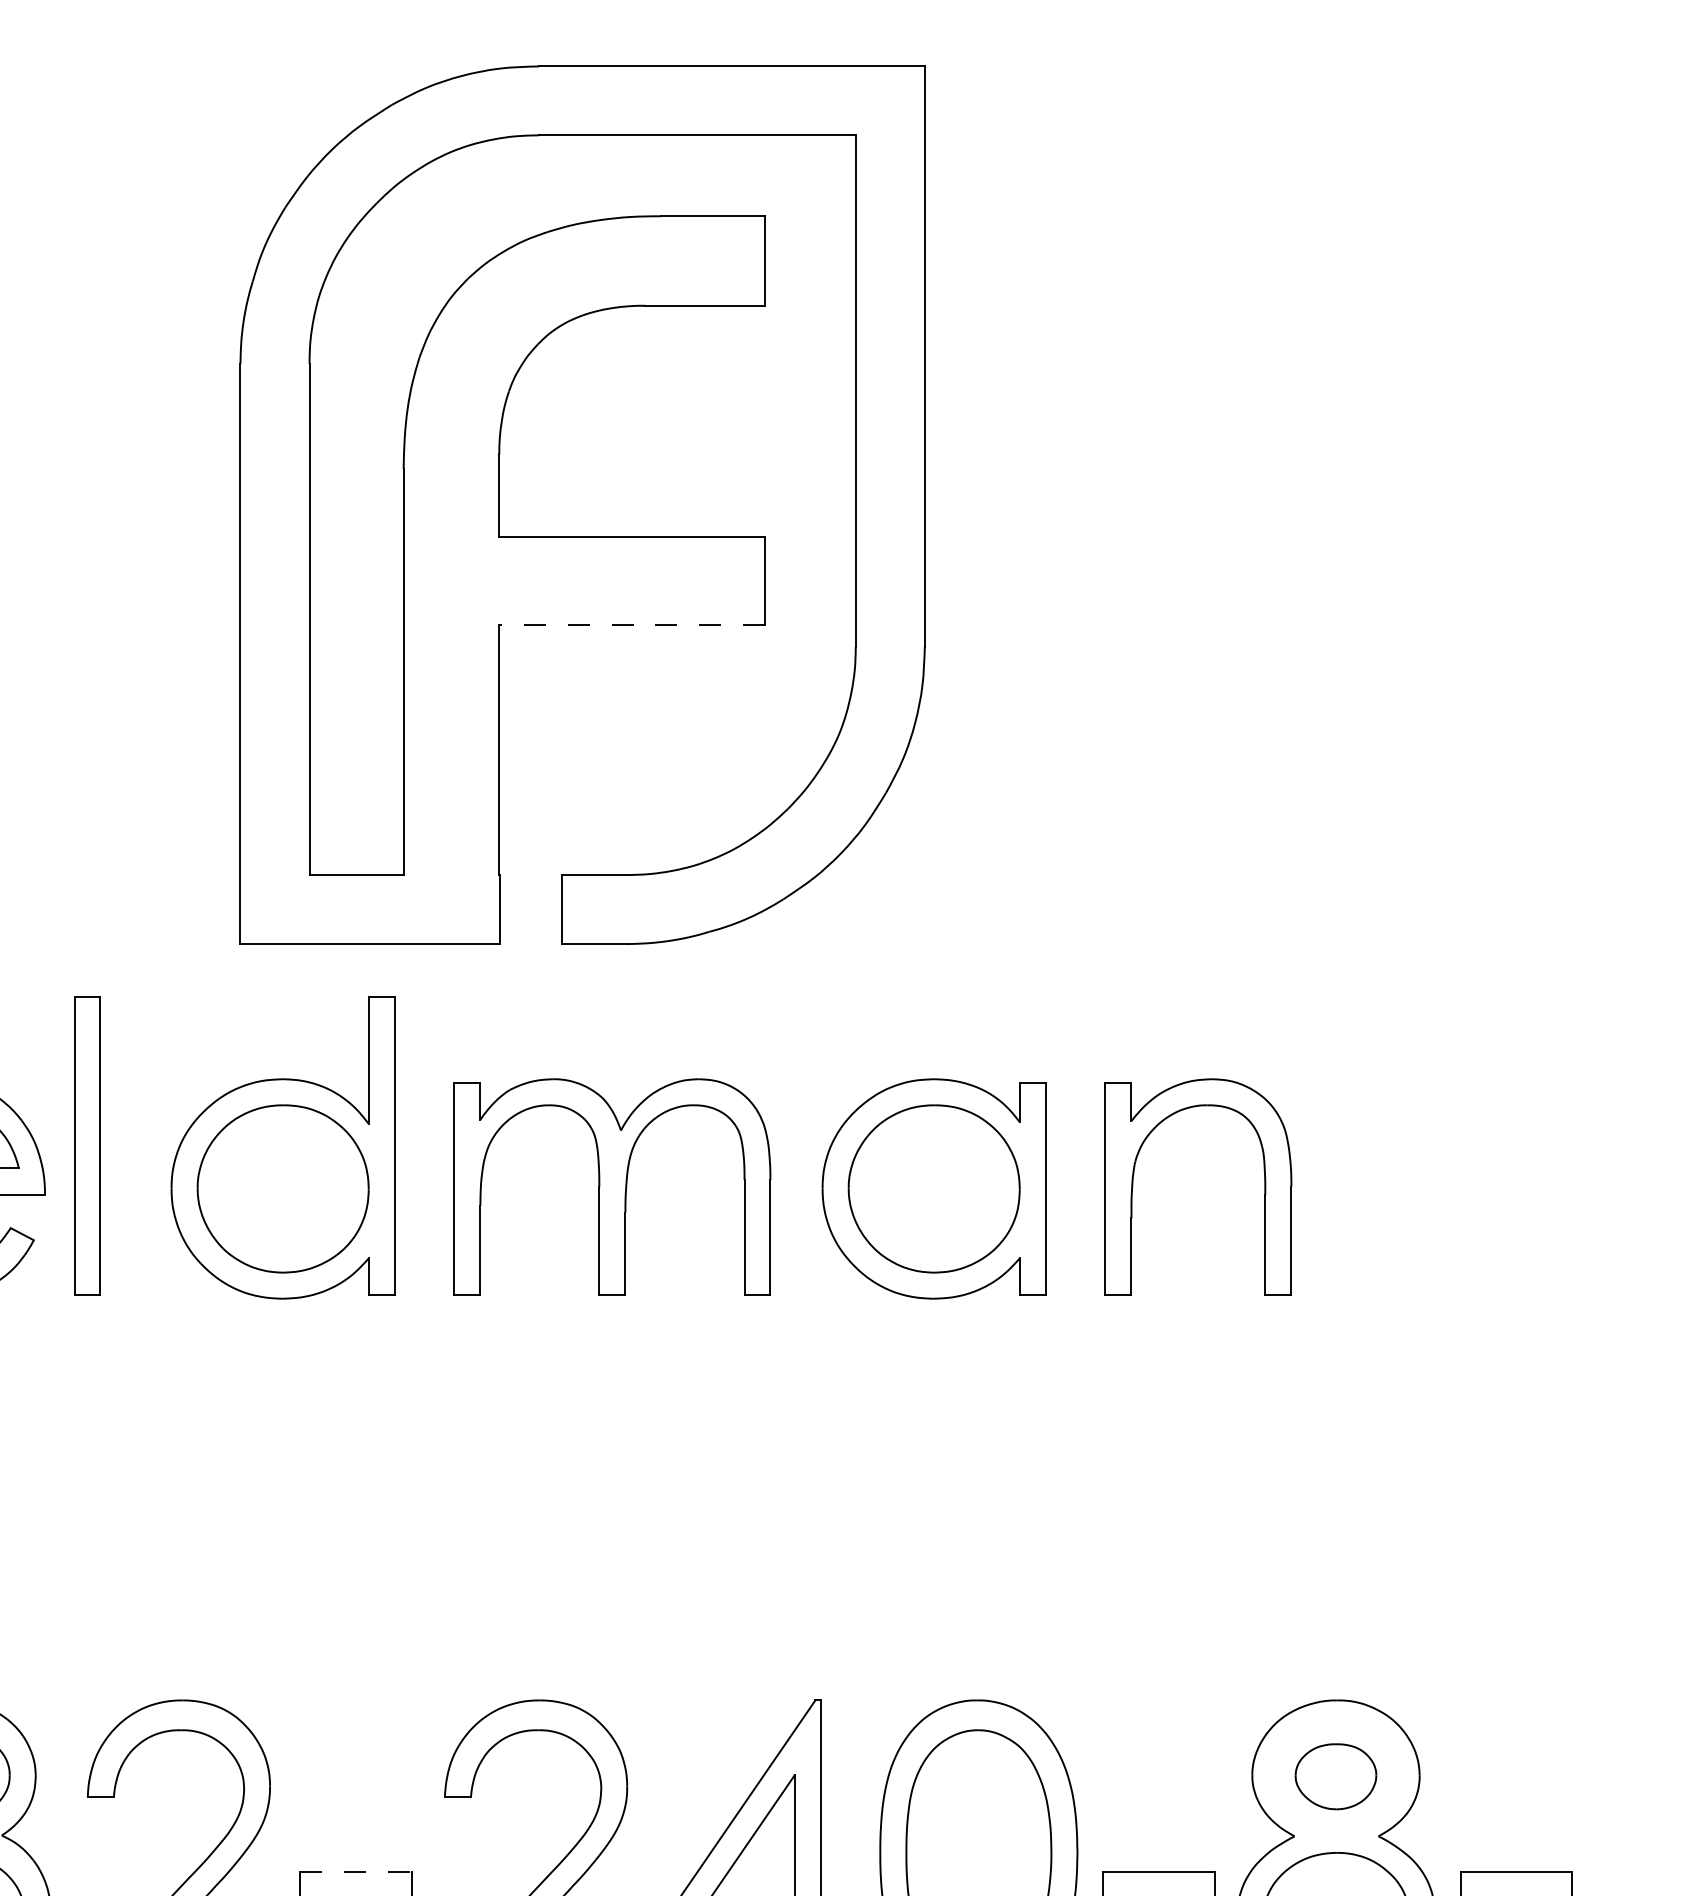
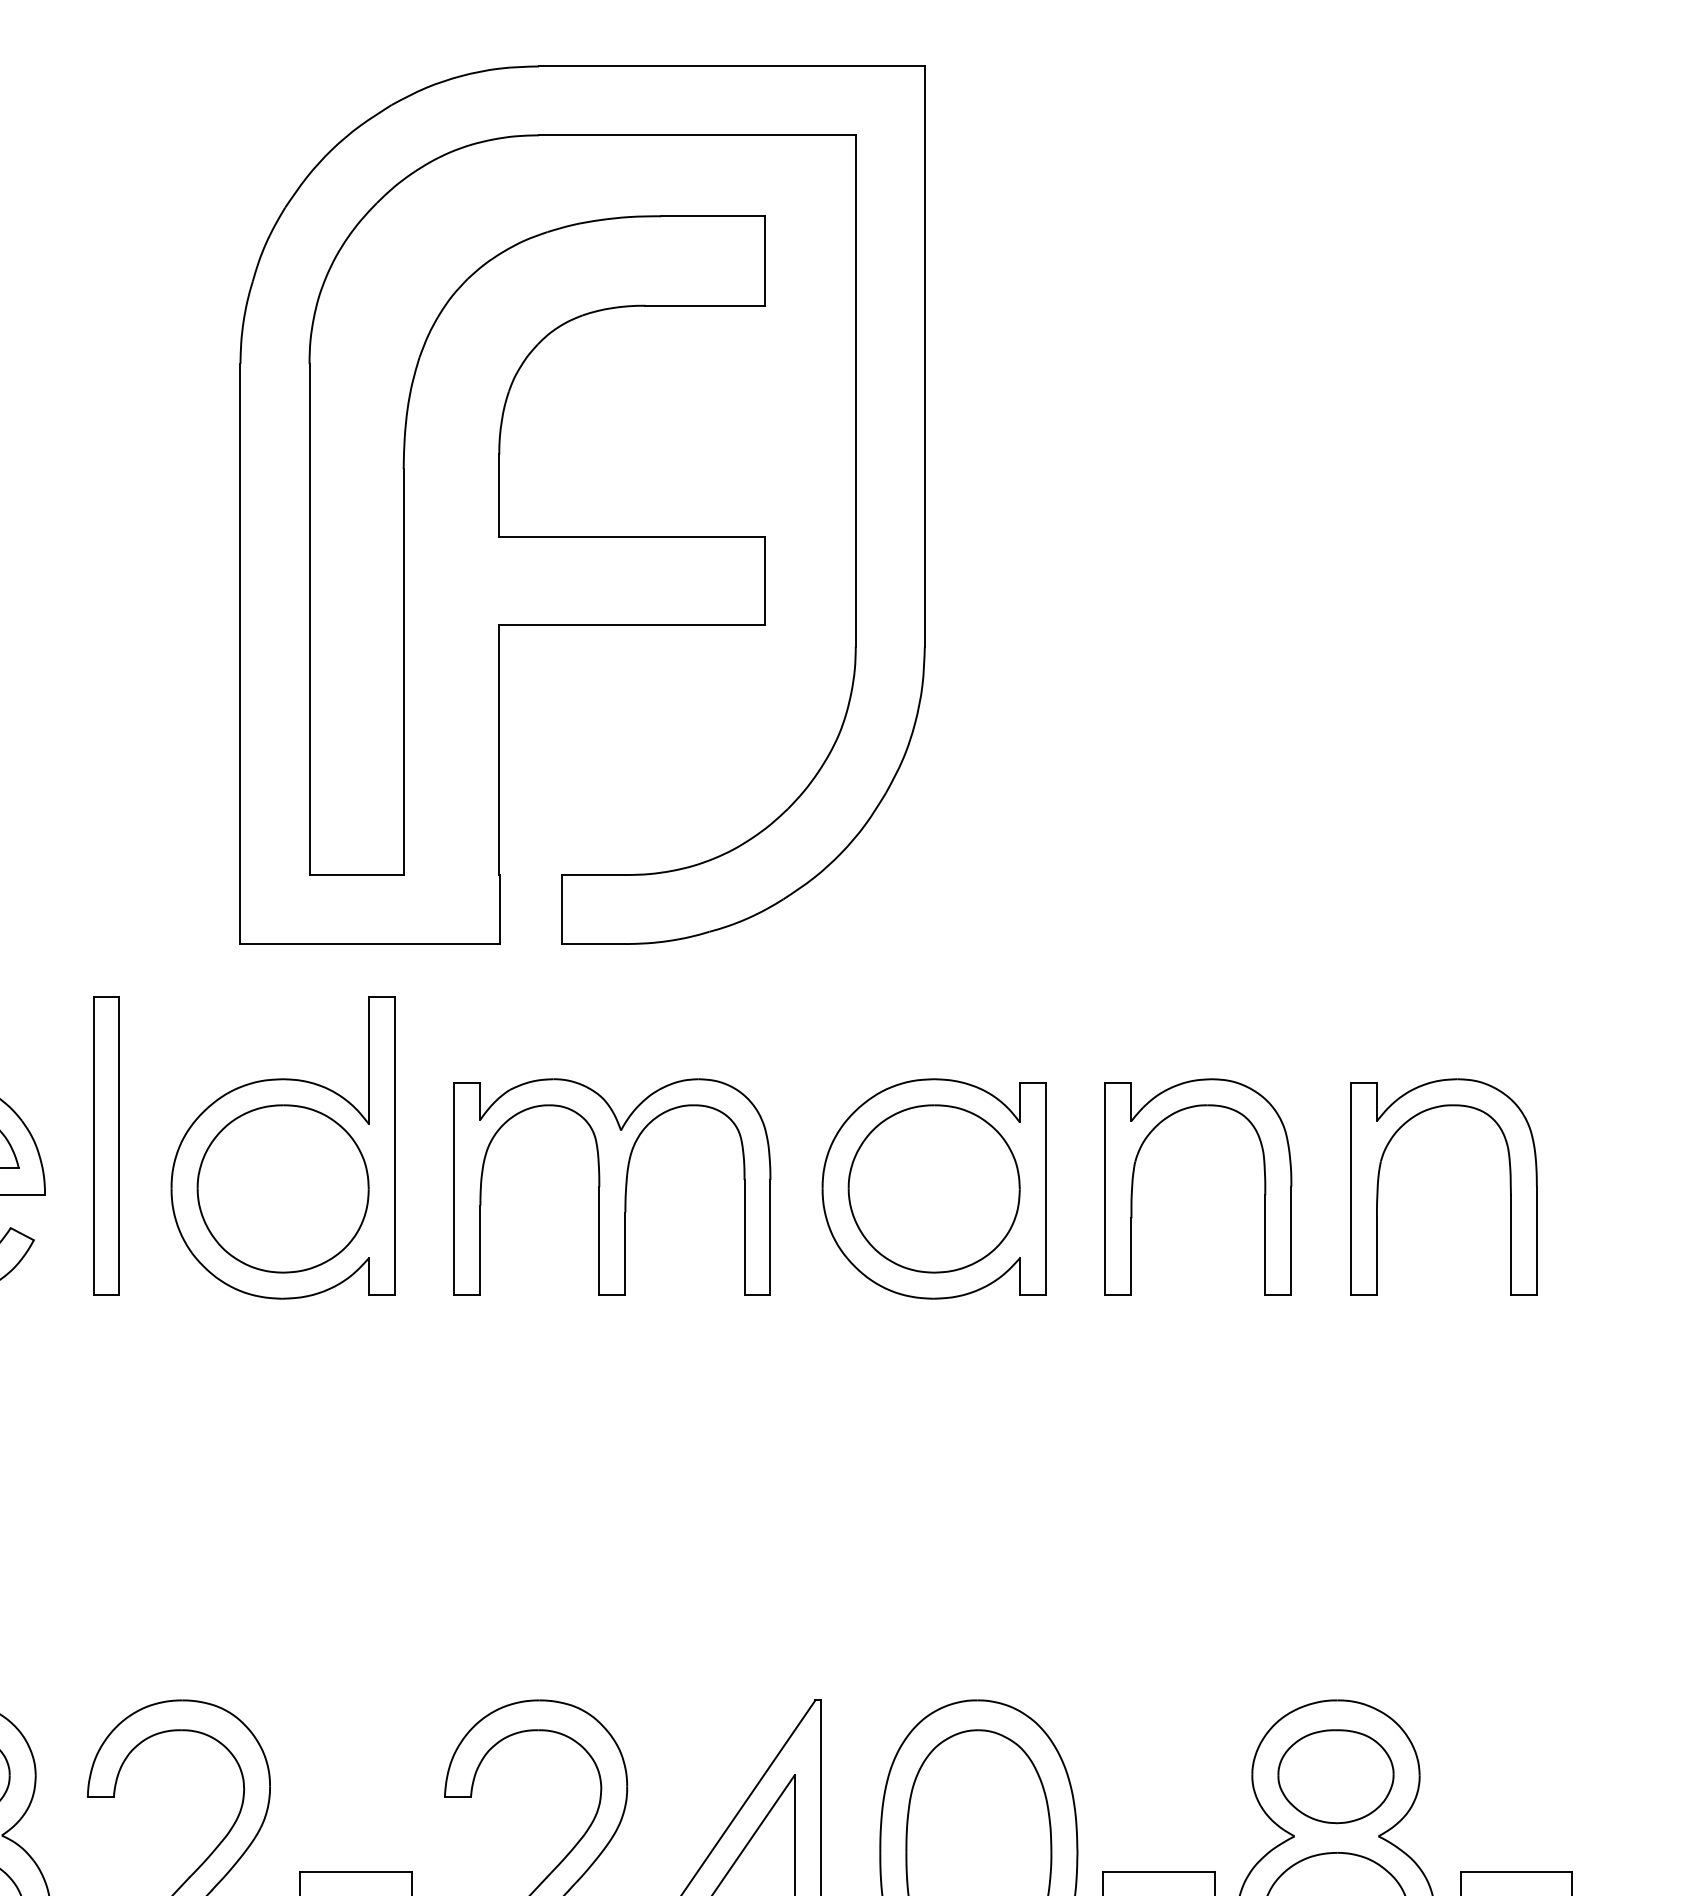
line: dashed -> solid (632, 624)
part position: (87, 1145) -> (106, 1145) (106, 1145)
part: none -> present (1379, 1179)
part size: 84x68 px -> 118x96 px (1335, 1776)
line: dashed -> solid (355, 1871)
